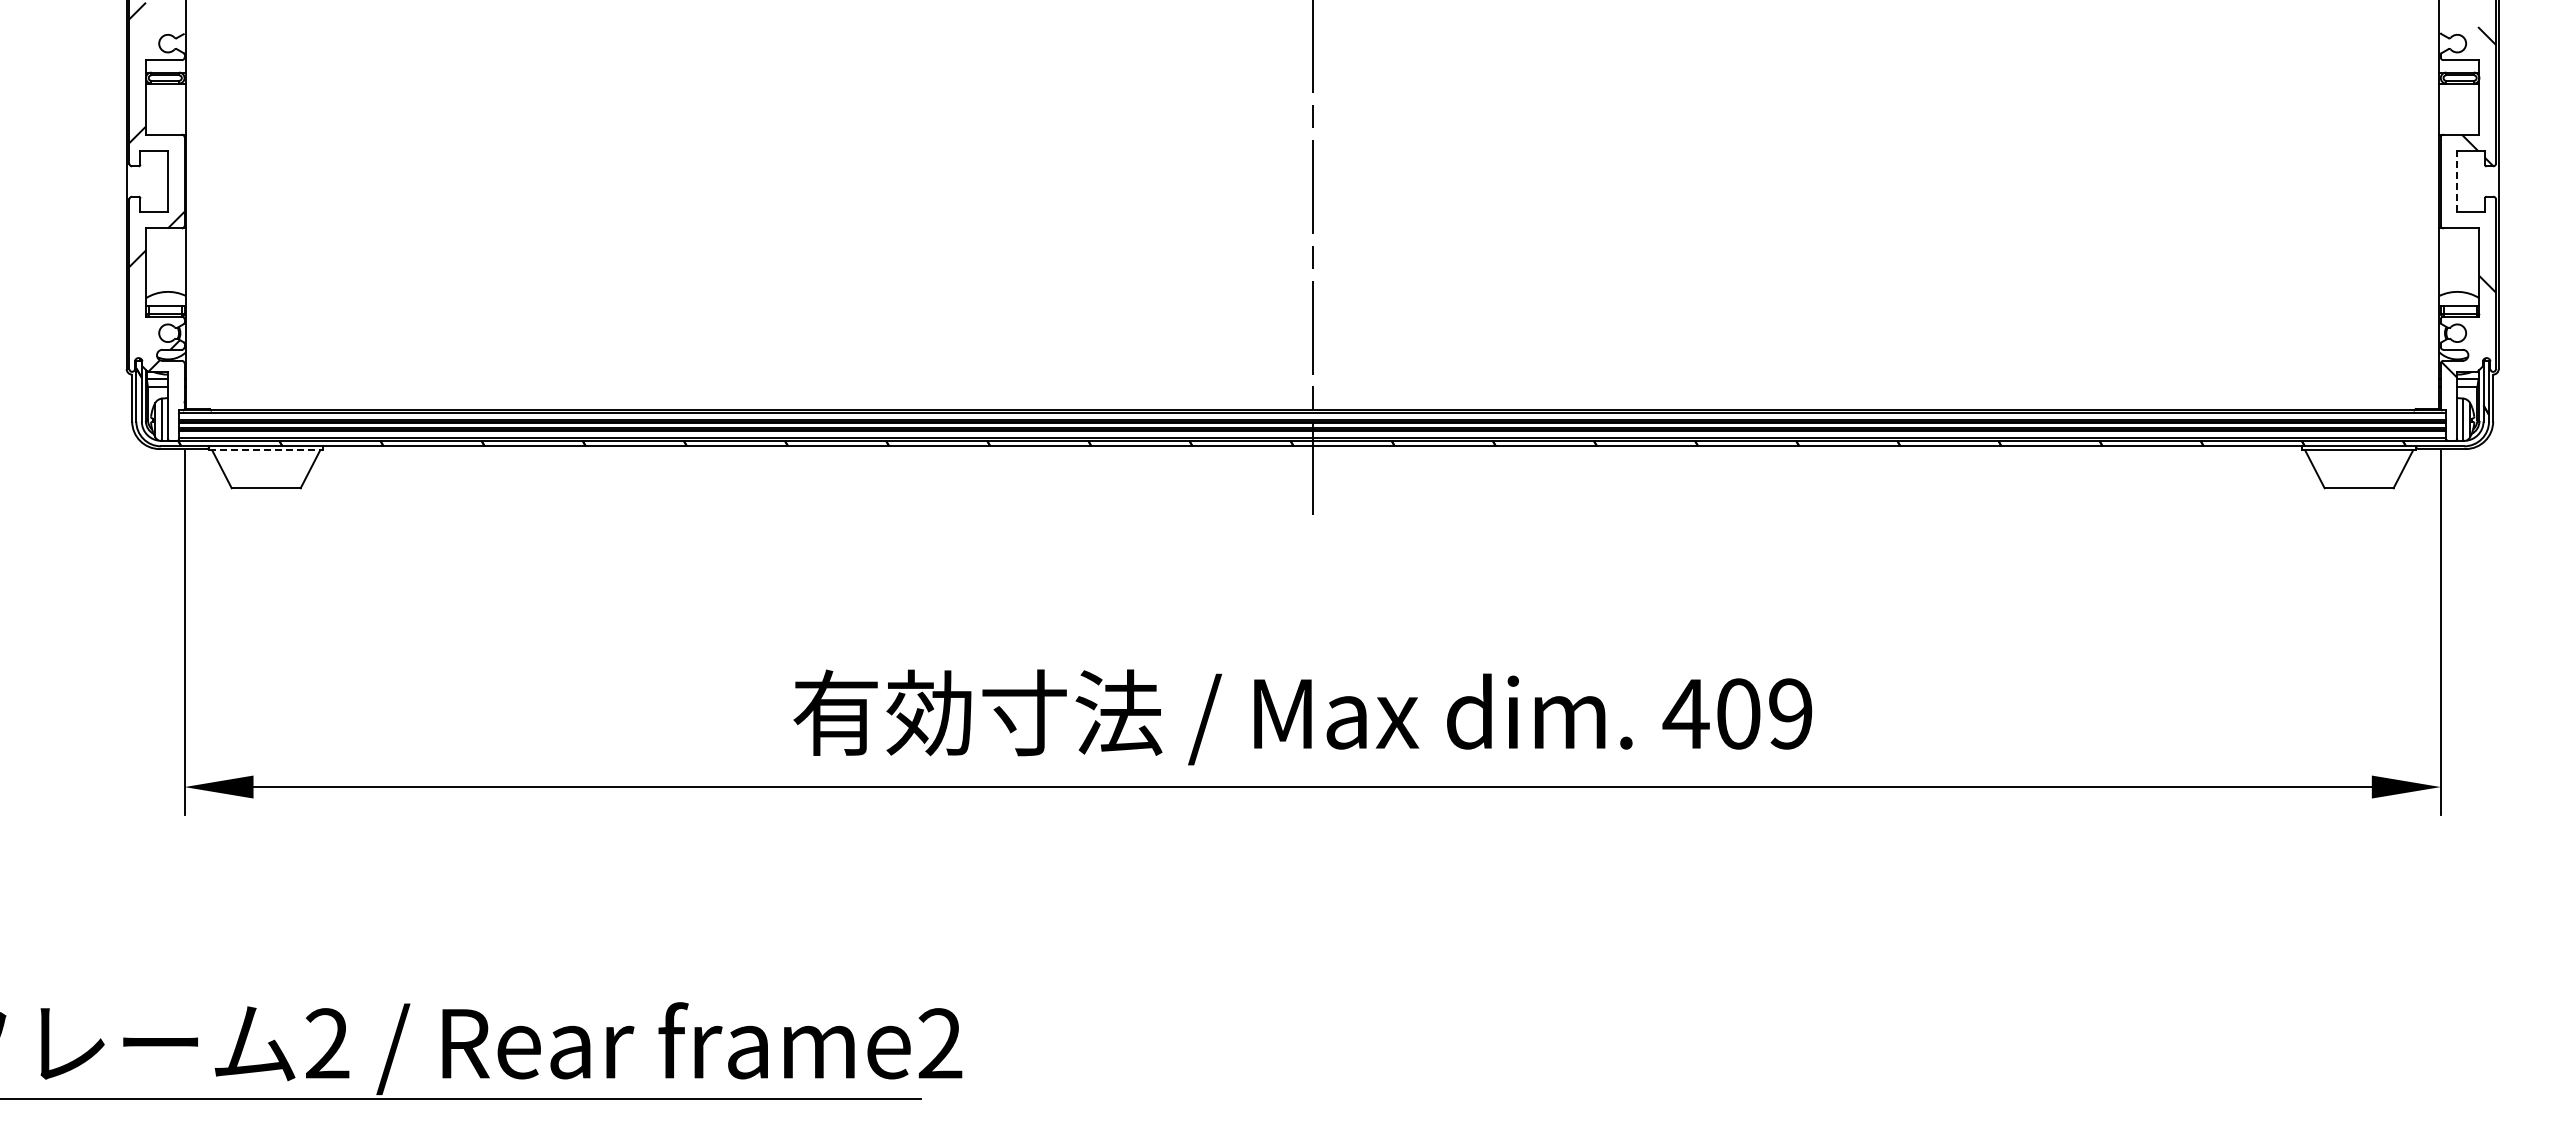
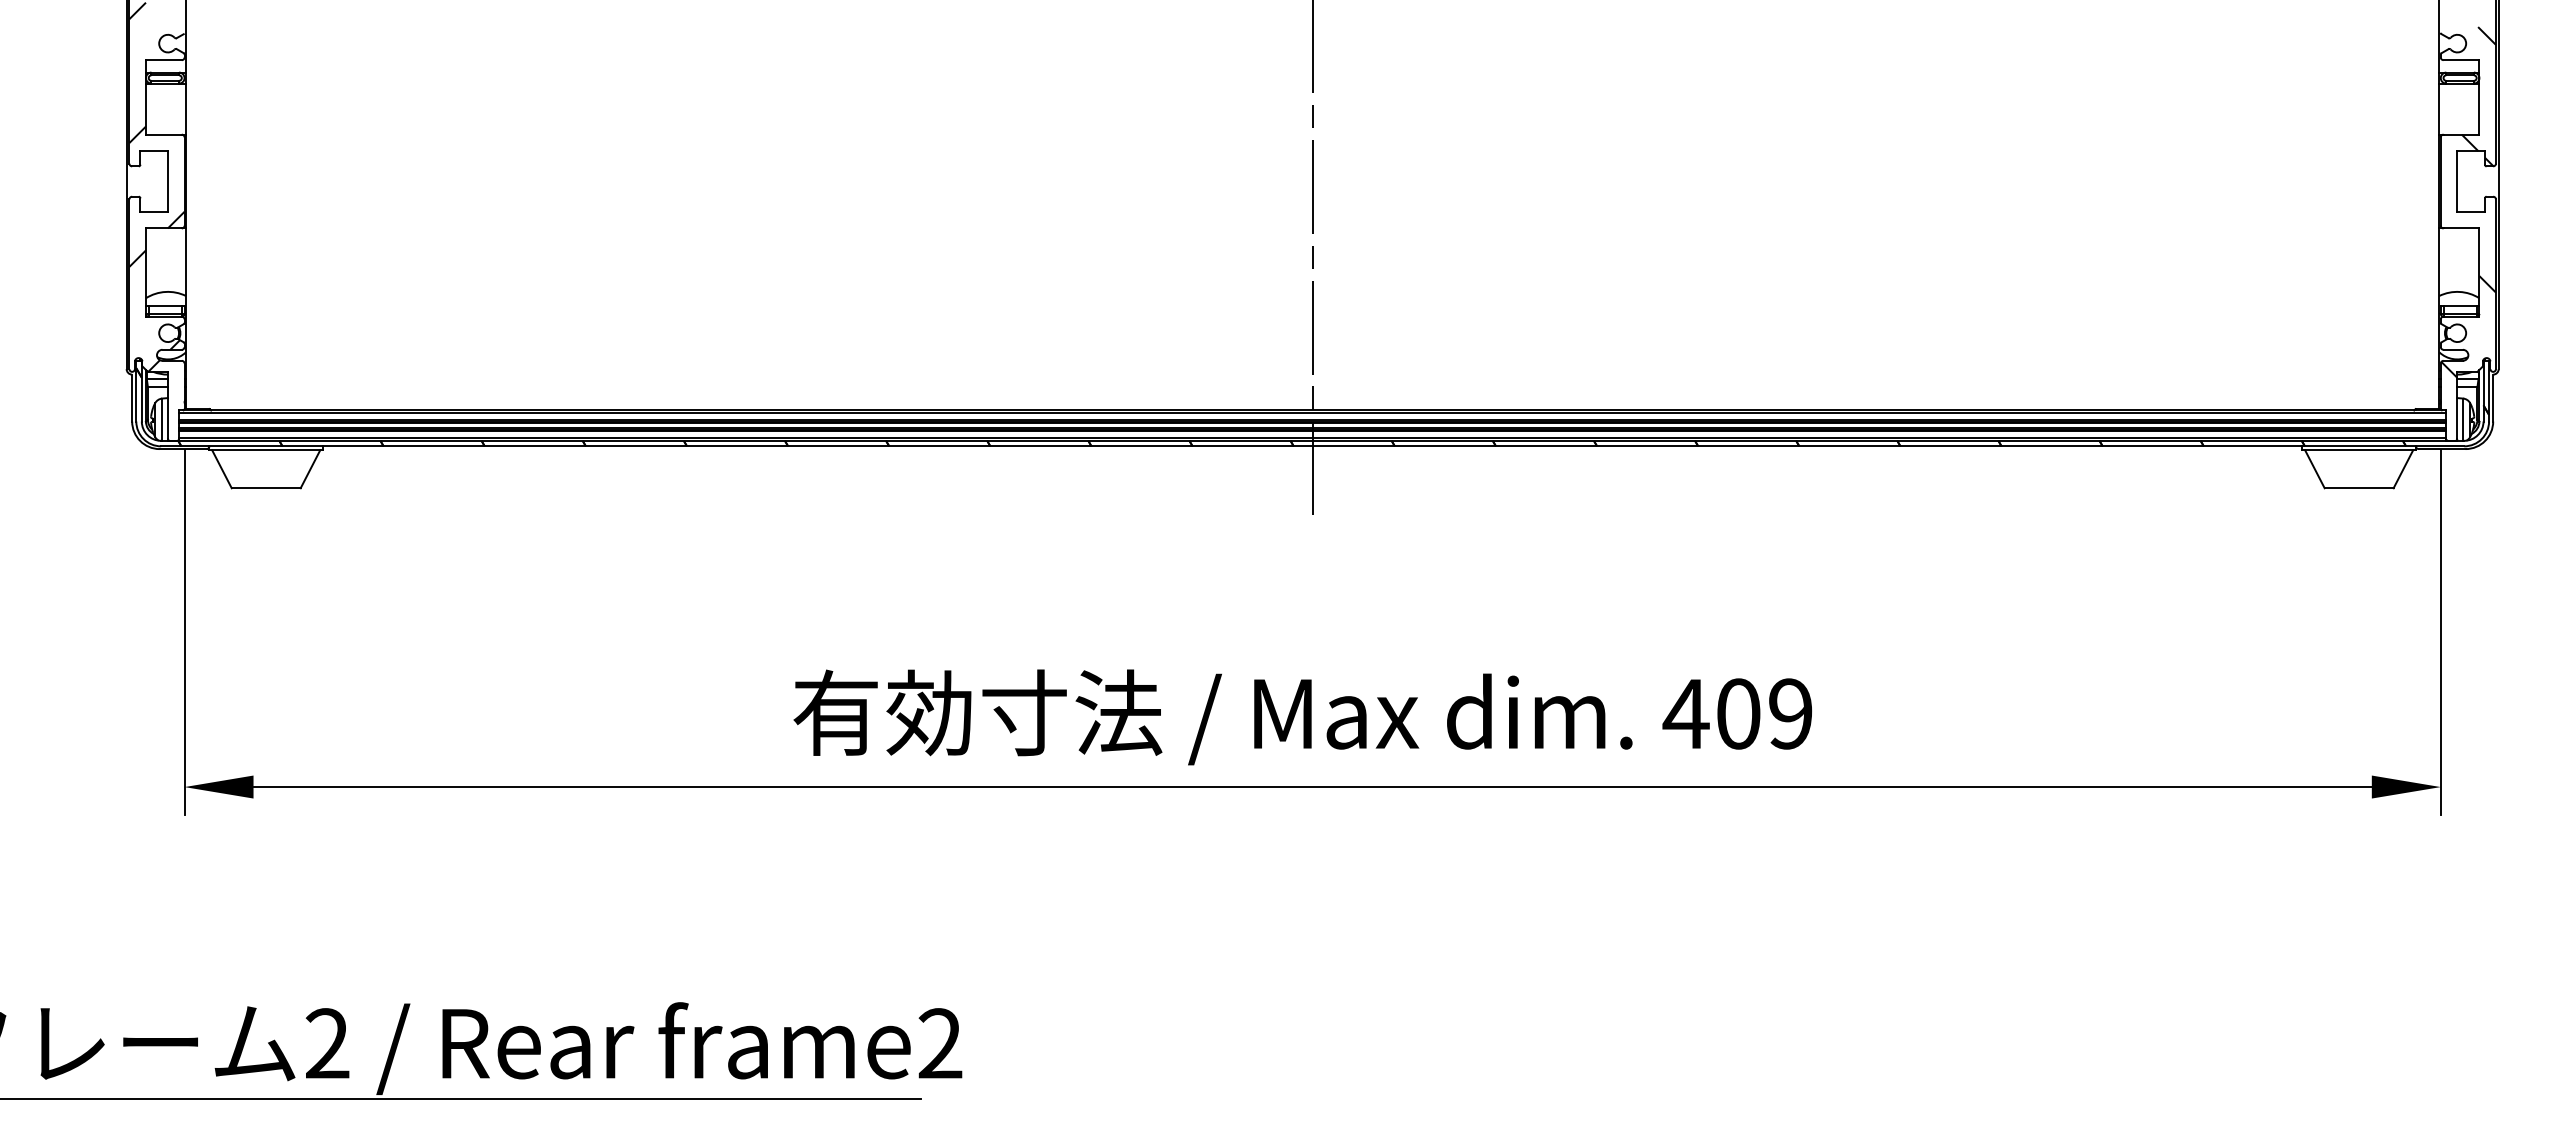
line: dashed -> solid (2457, 181)
line: dashed -> solid (266, 450)
